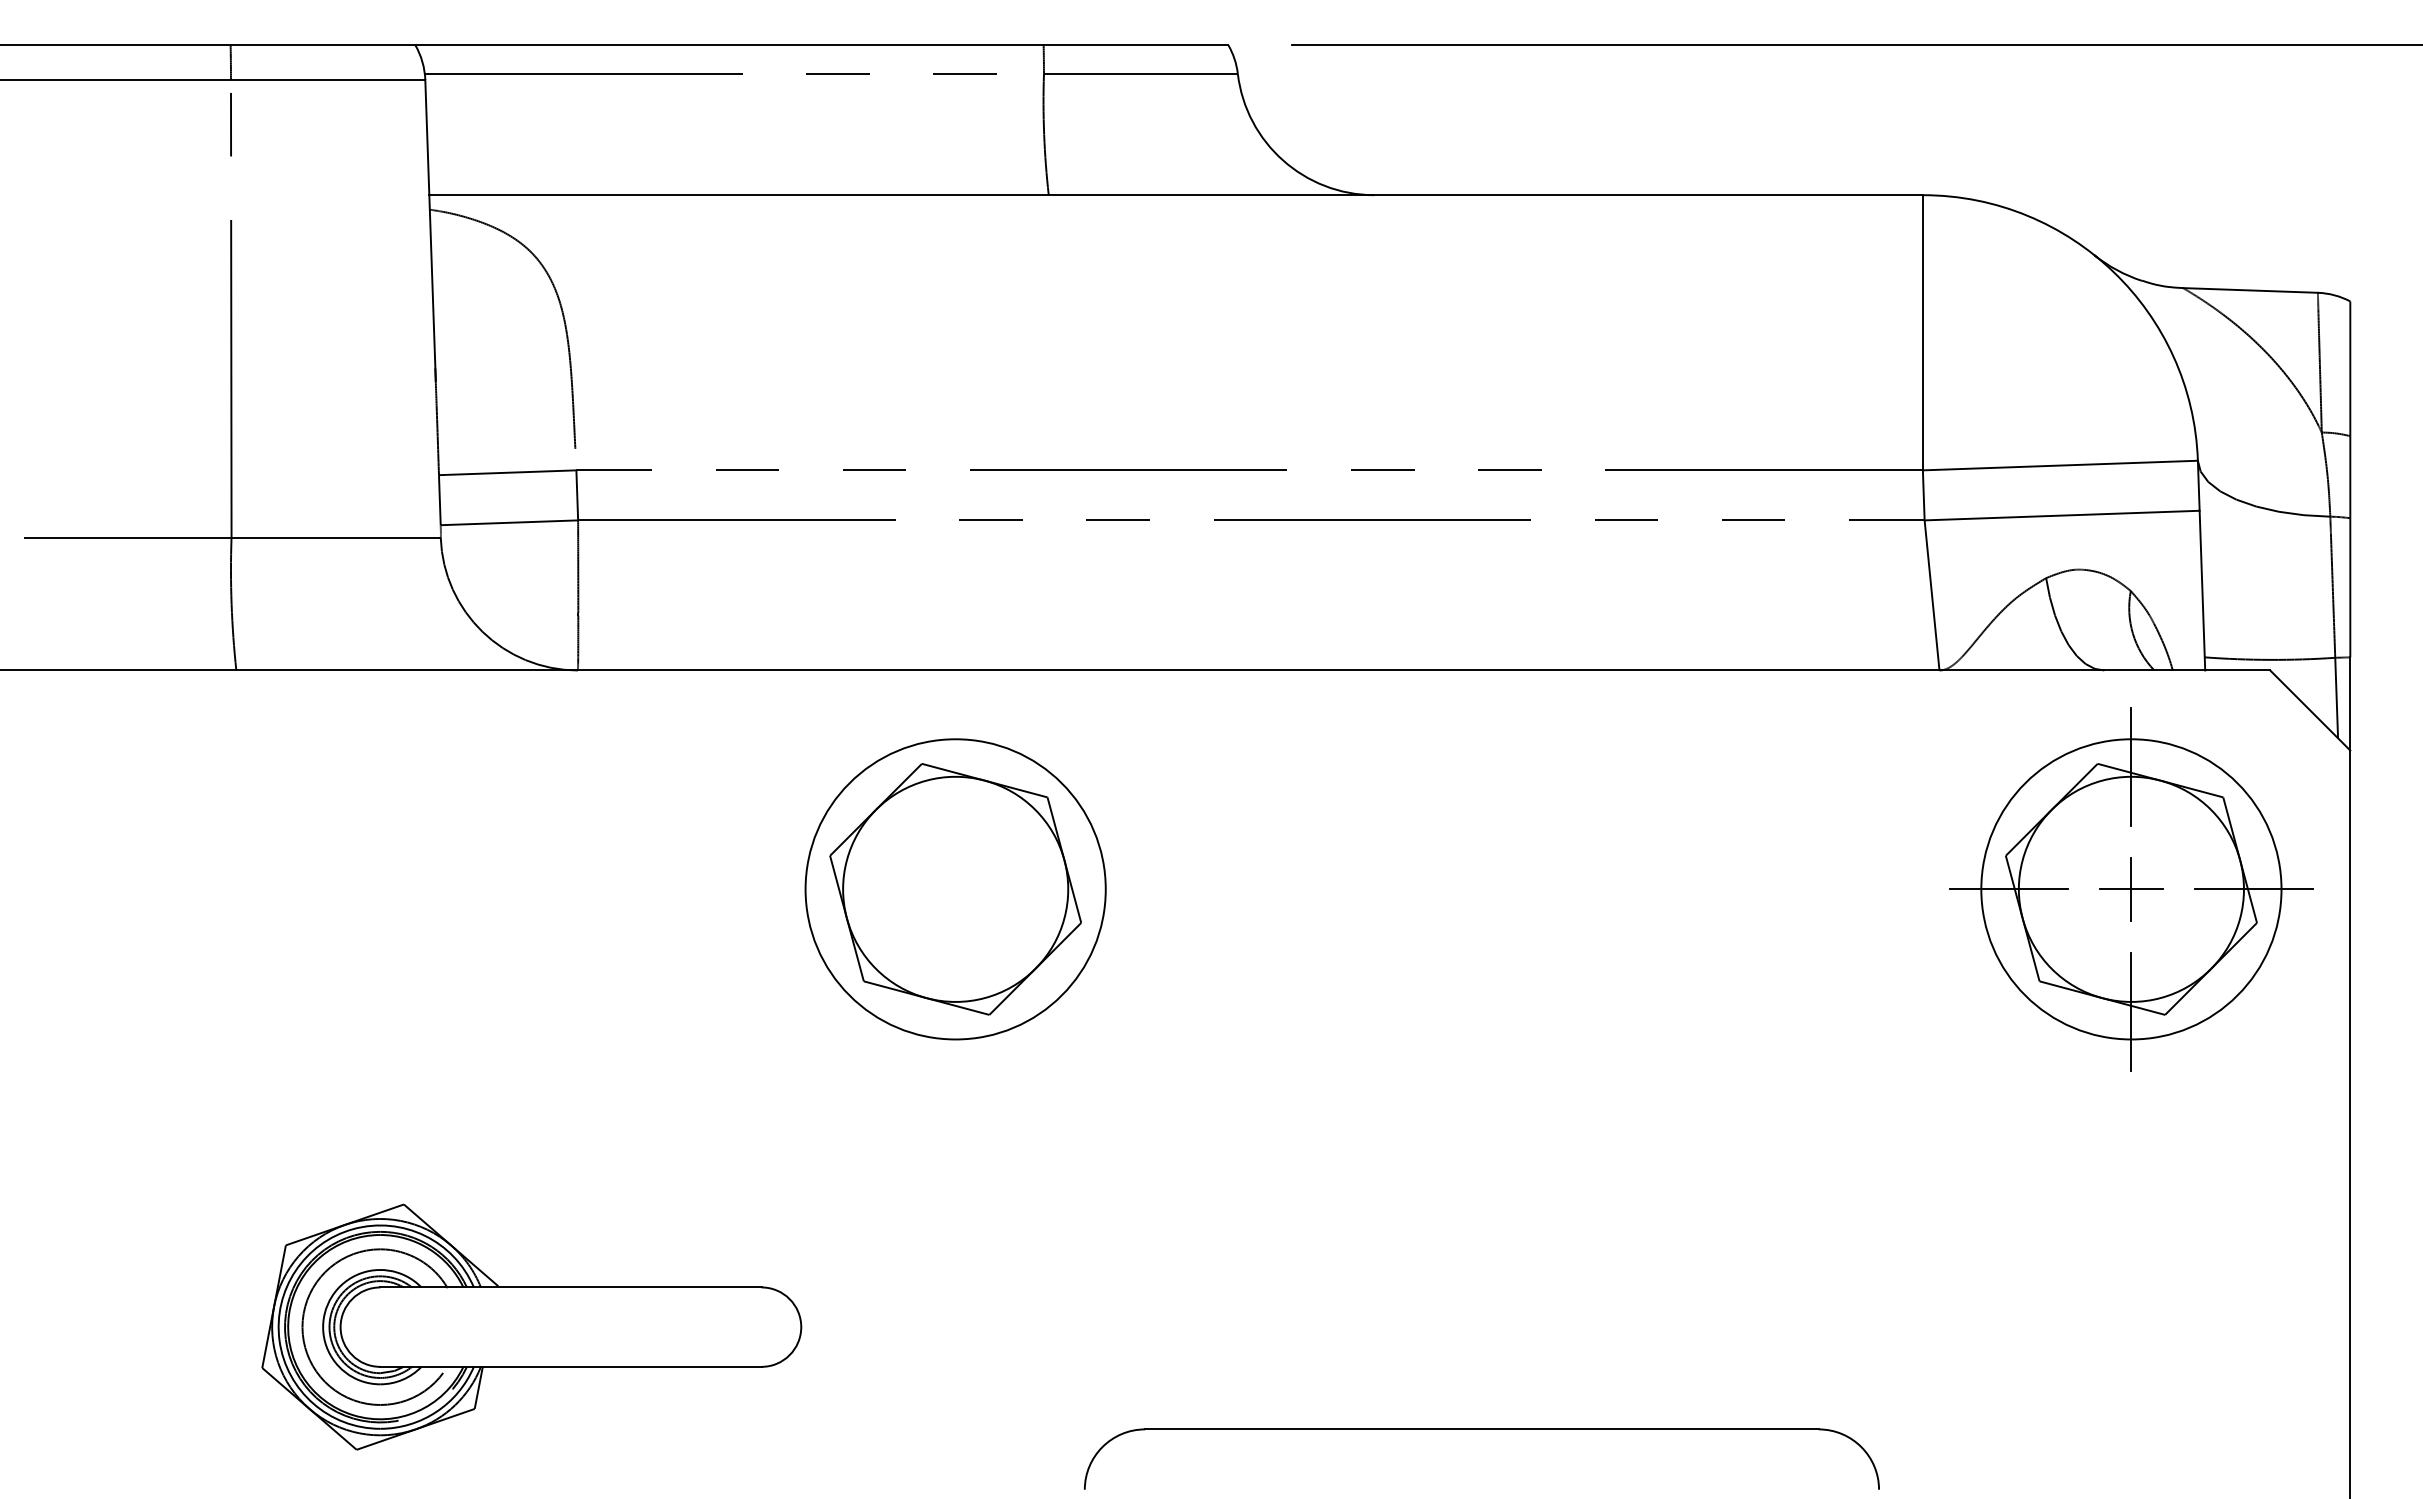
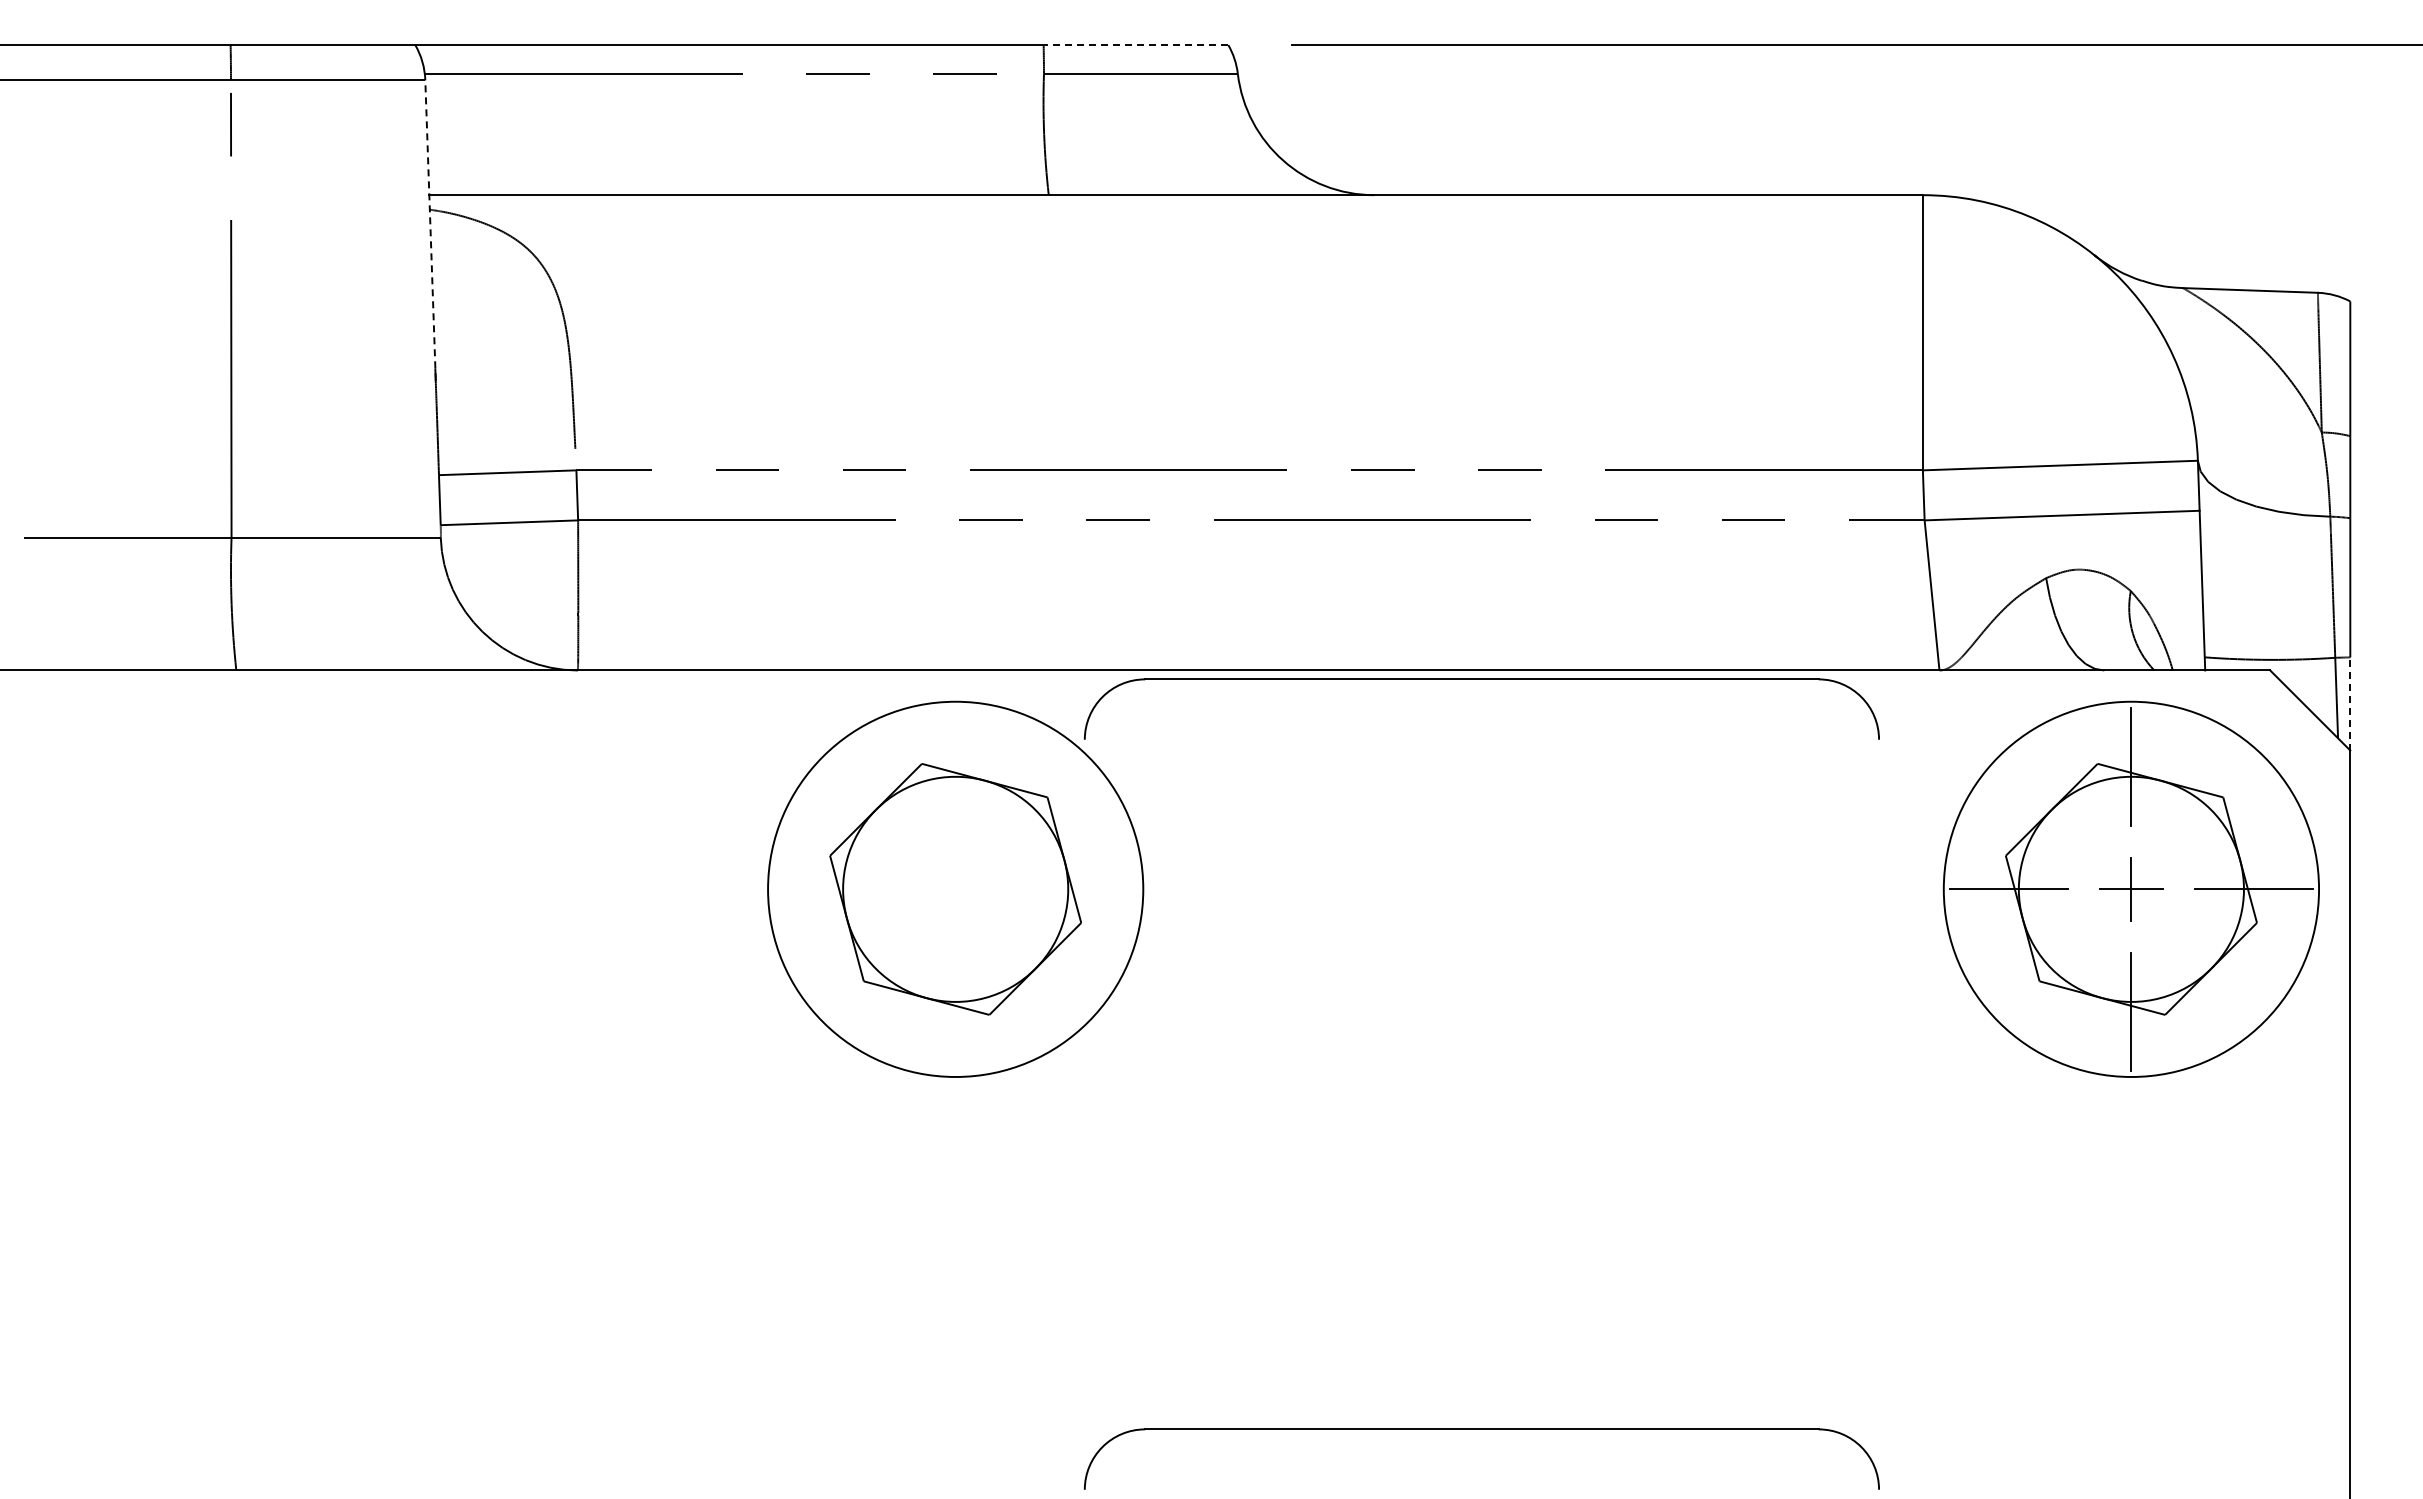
line: solid -> dashed (1135, 45)
line: solid -> dashed (430, 229)
part: none -> present (1481, 679)
line: solid -> dashed (2350, 703)
circle diameter: 300 px -> 375 px (955, 888)
circle diameter: 300 px -> 375 px (2131, 888)
part: present -> none (531, 1326)
